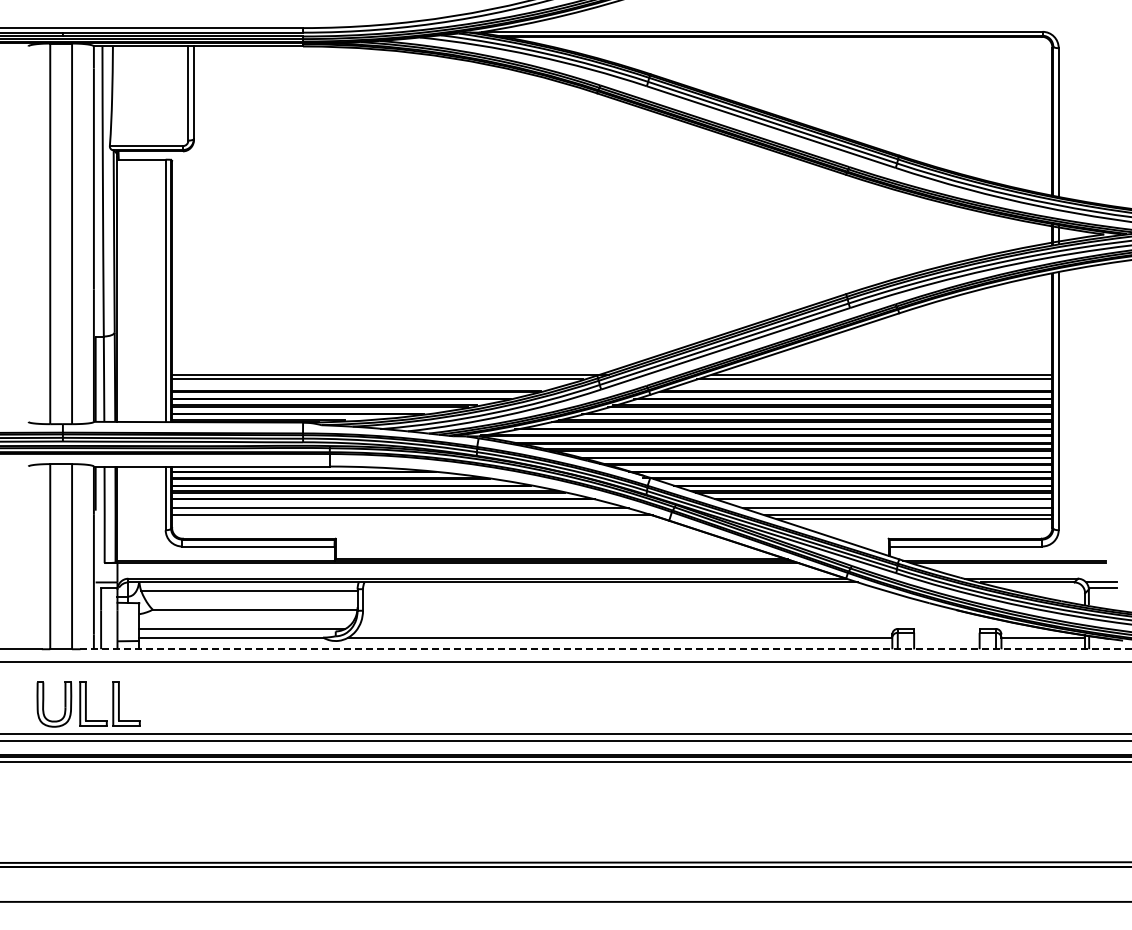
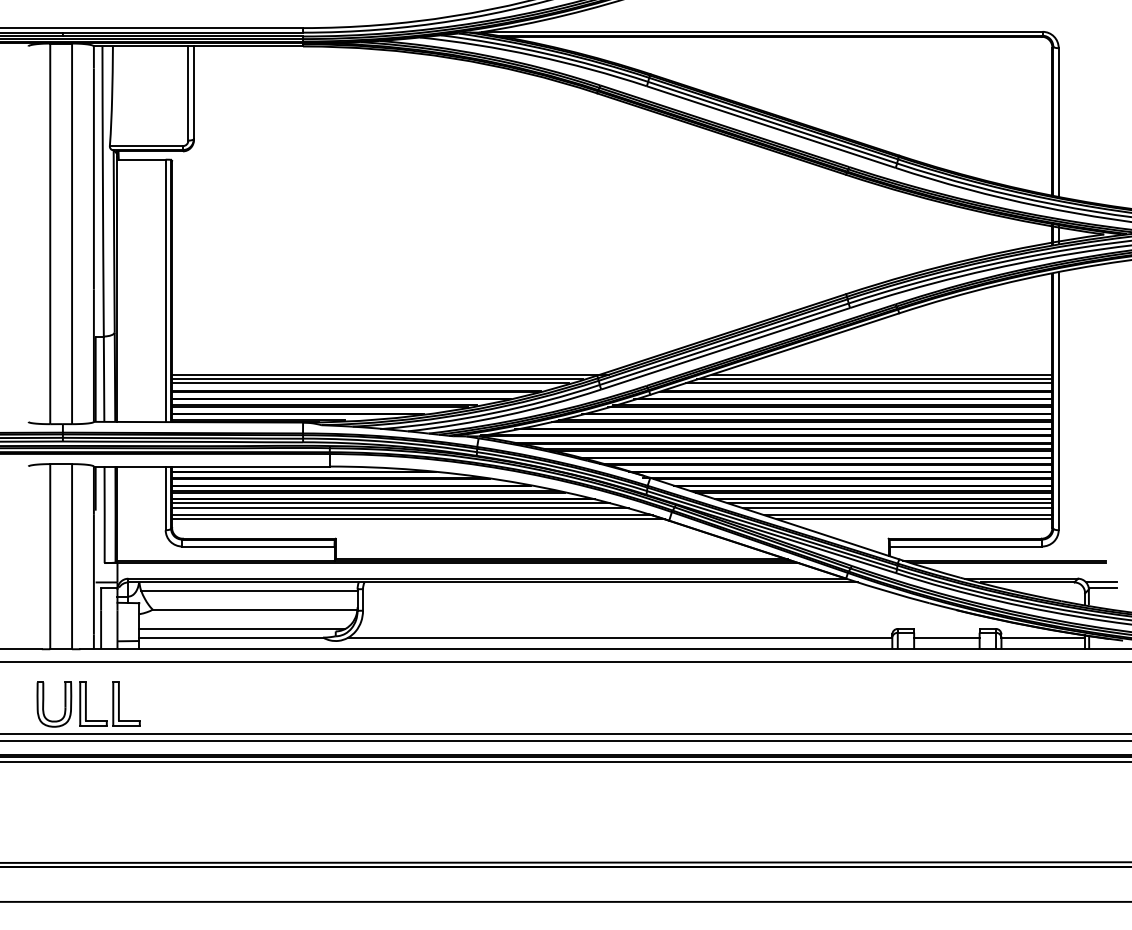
line: none -> present (370, 383)
line: none -> present (868, 383)
line: none -> present (391, 503)
line: none -> present (889, 503)
line: none -> present (418, 519)
line: none -> present (946, 637)
line: dashed -> solid (606, 649)
